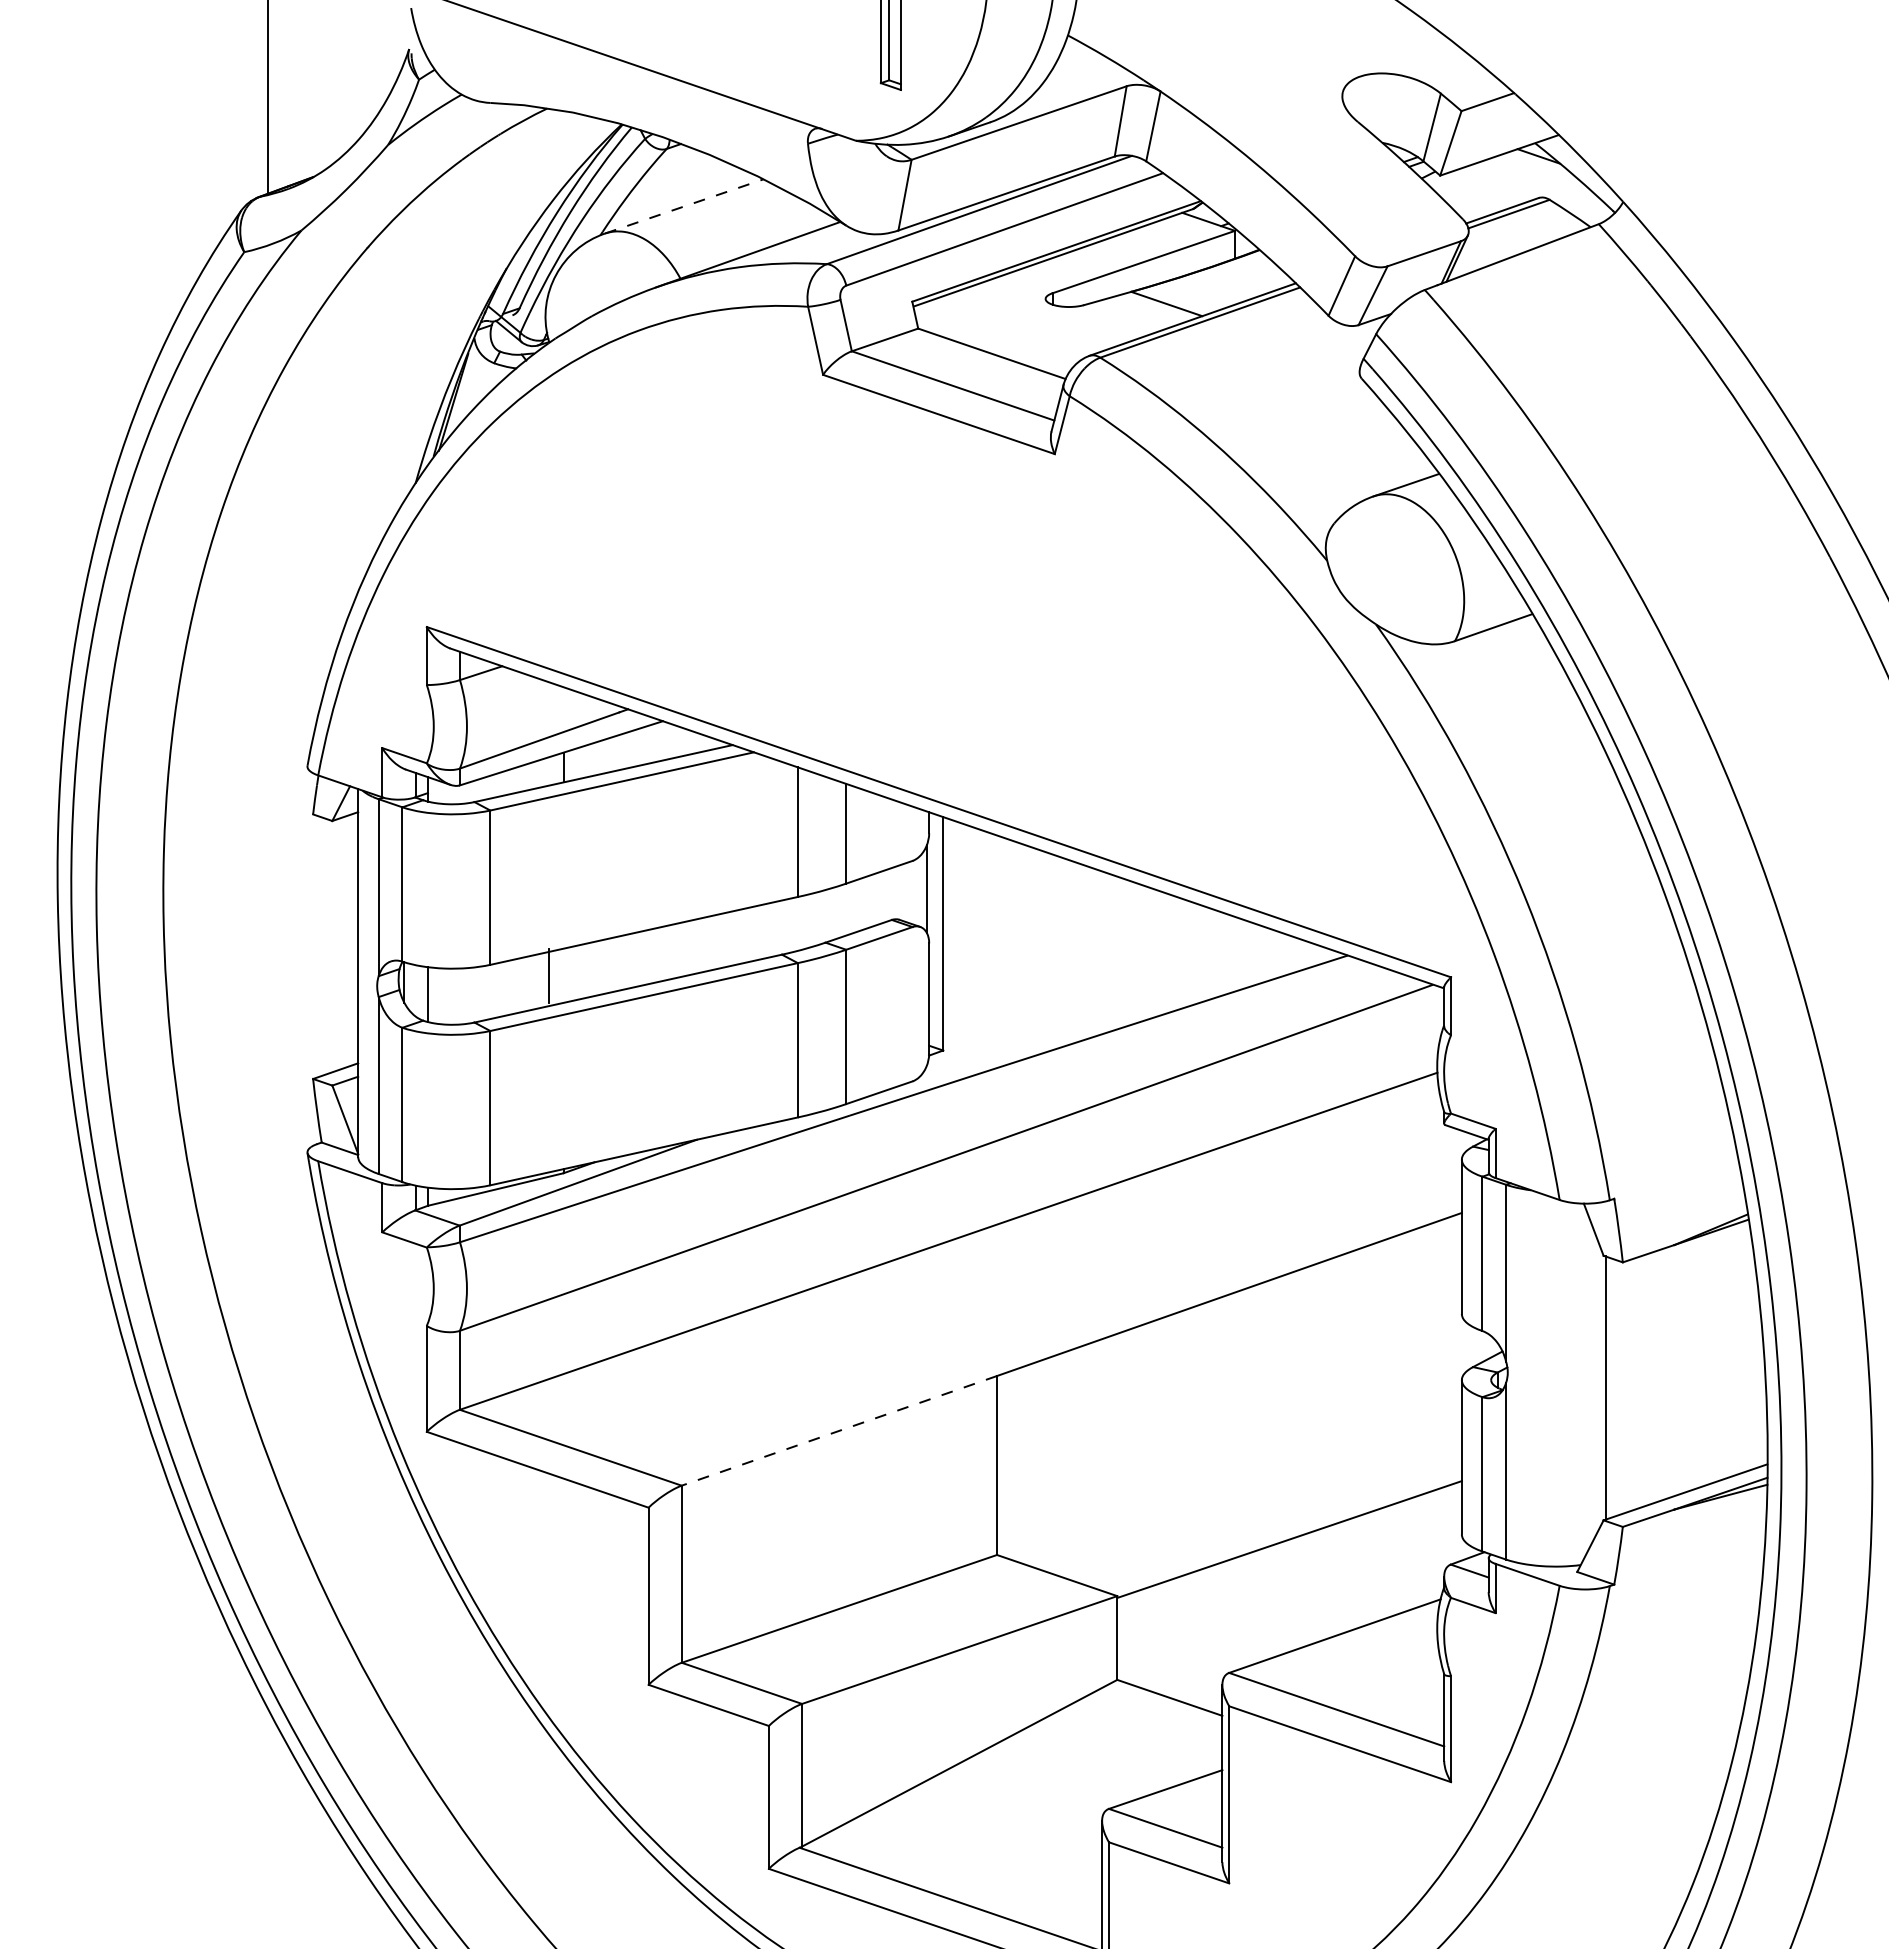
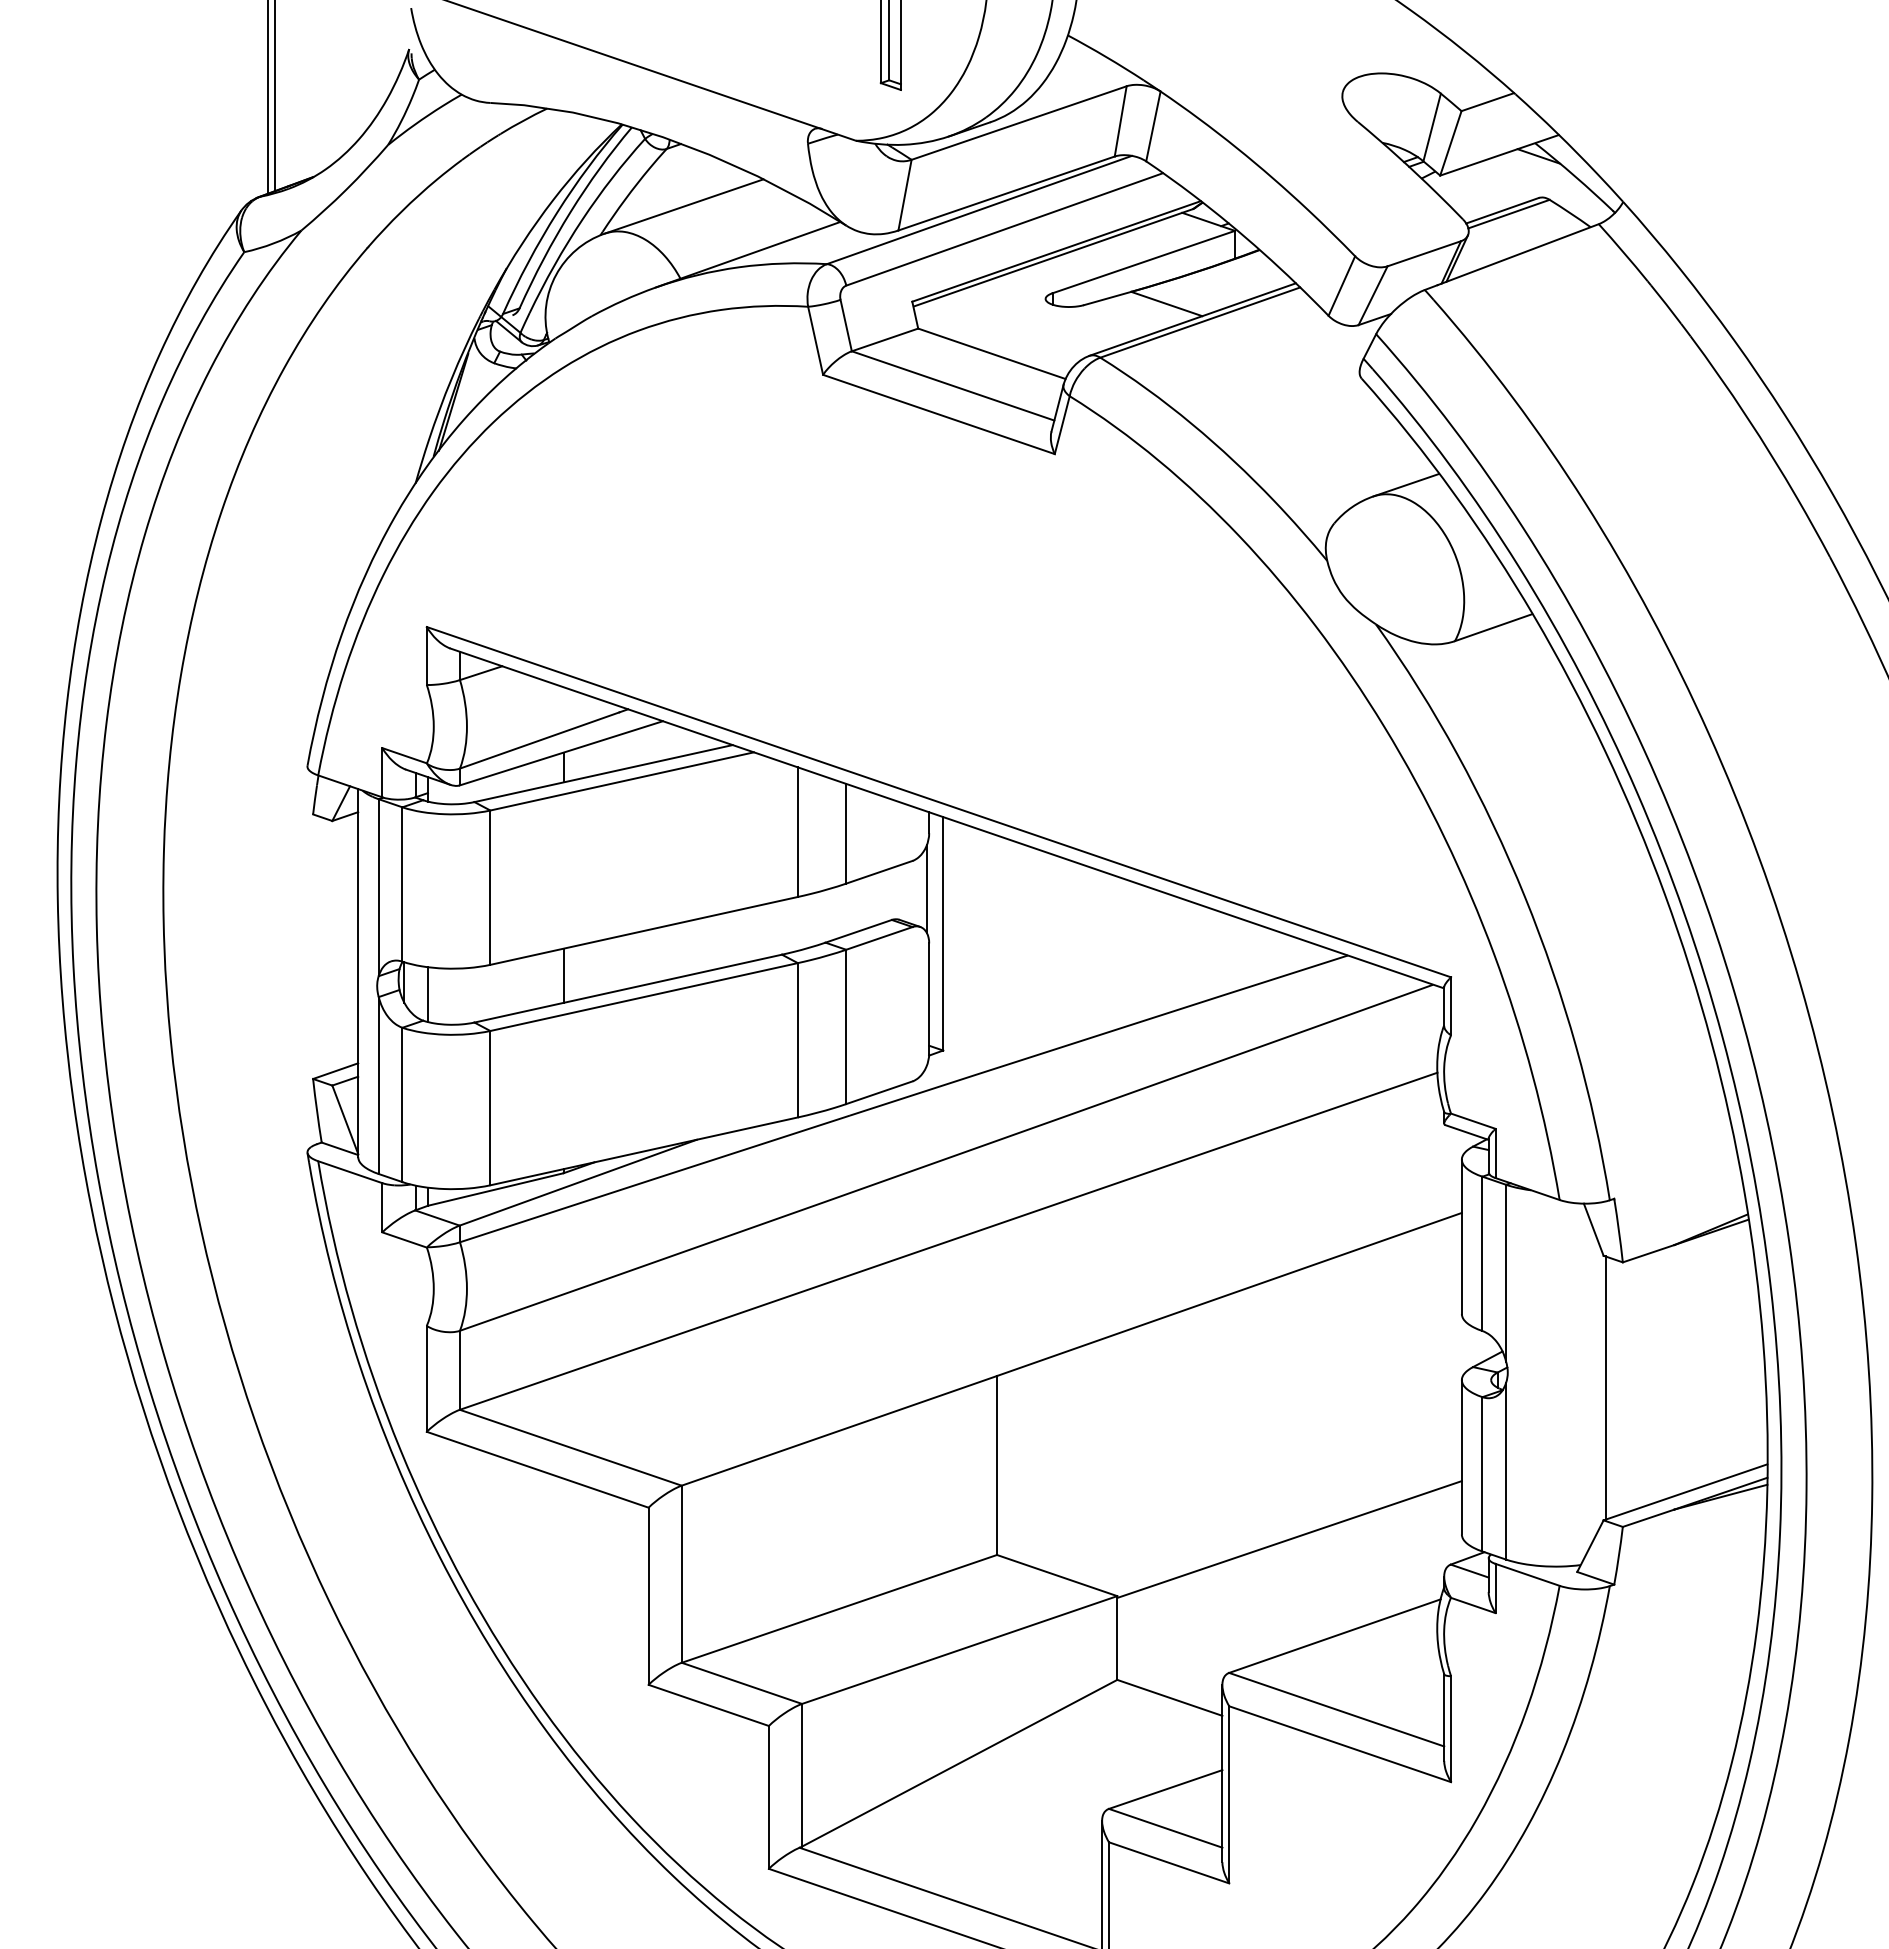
line: none -> present (275, 96)
line: dashed -> solid (684, 206)
line position: (548, 975) -> (563, 975) (563, 975)
line: dashed -> solid (839, 1430)
